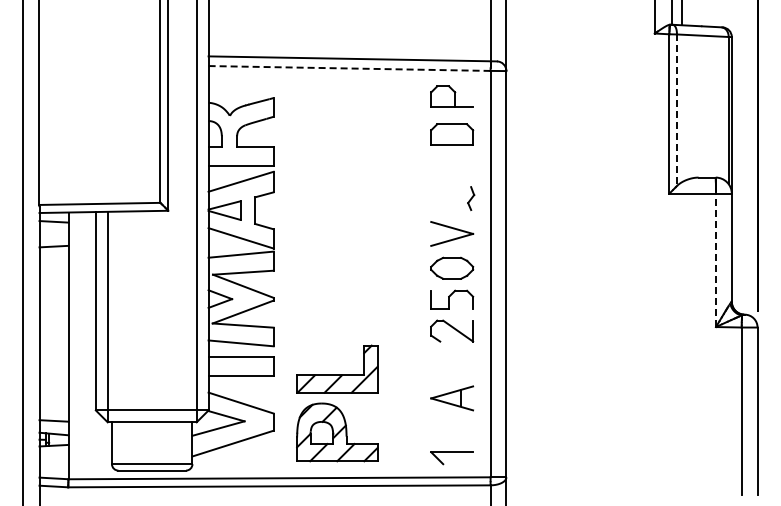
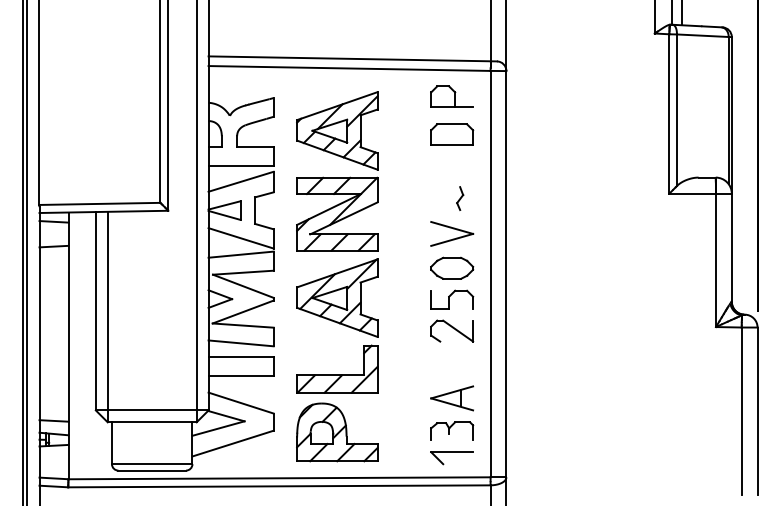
line: dashed -> solid (349, 68)
line: dashed -> solid (676, 110)
part position: (471, 198) -> (460, 198) (460, 198)
part: none -> present (337, 214)
line: none -> present (26, 252)
line: dashed -> solid (715, 259)
part: none -> present (452, 430)
